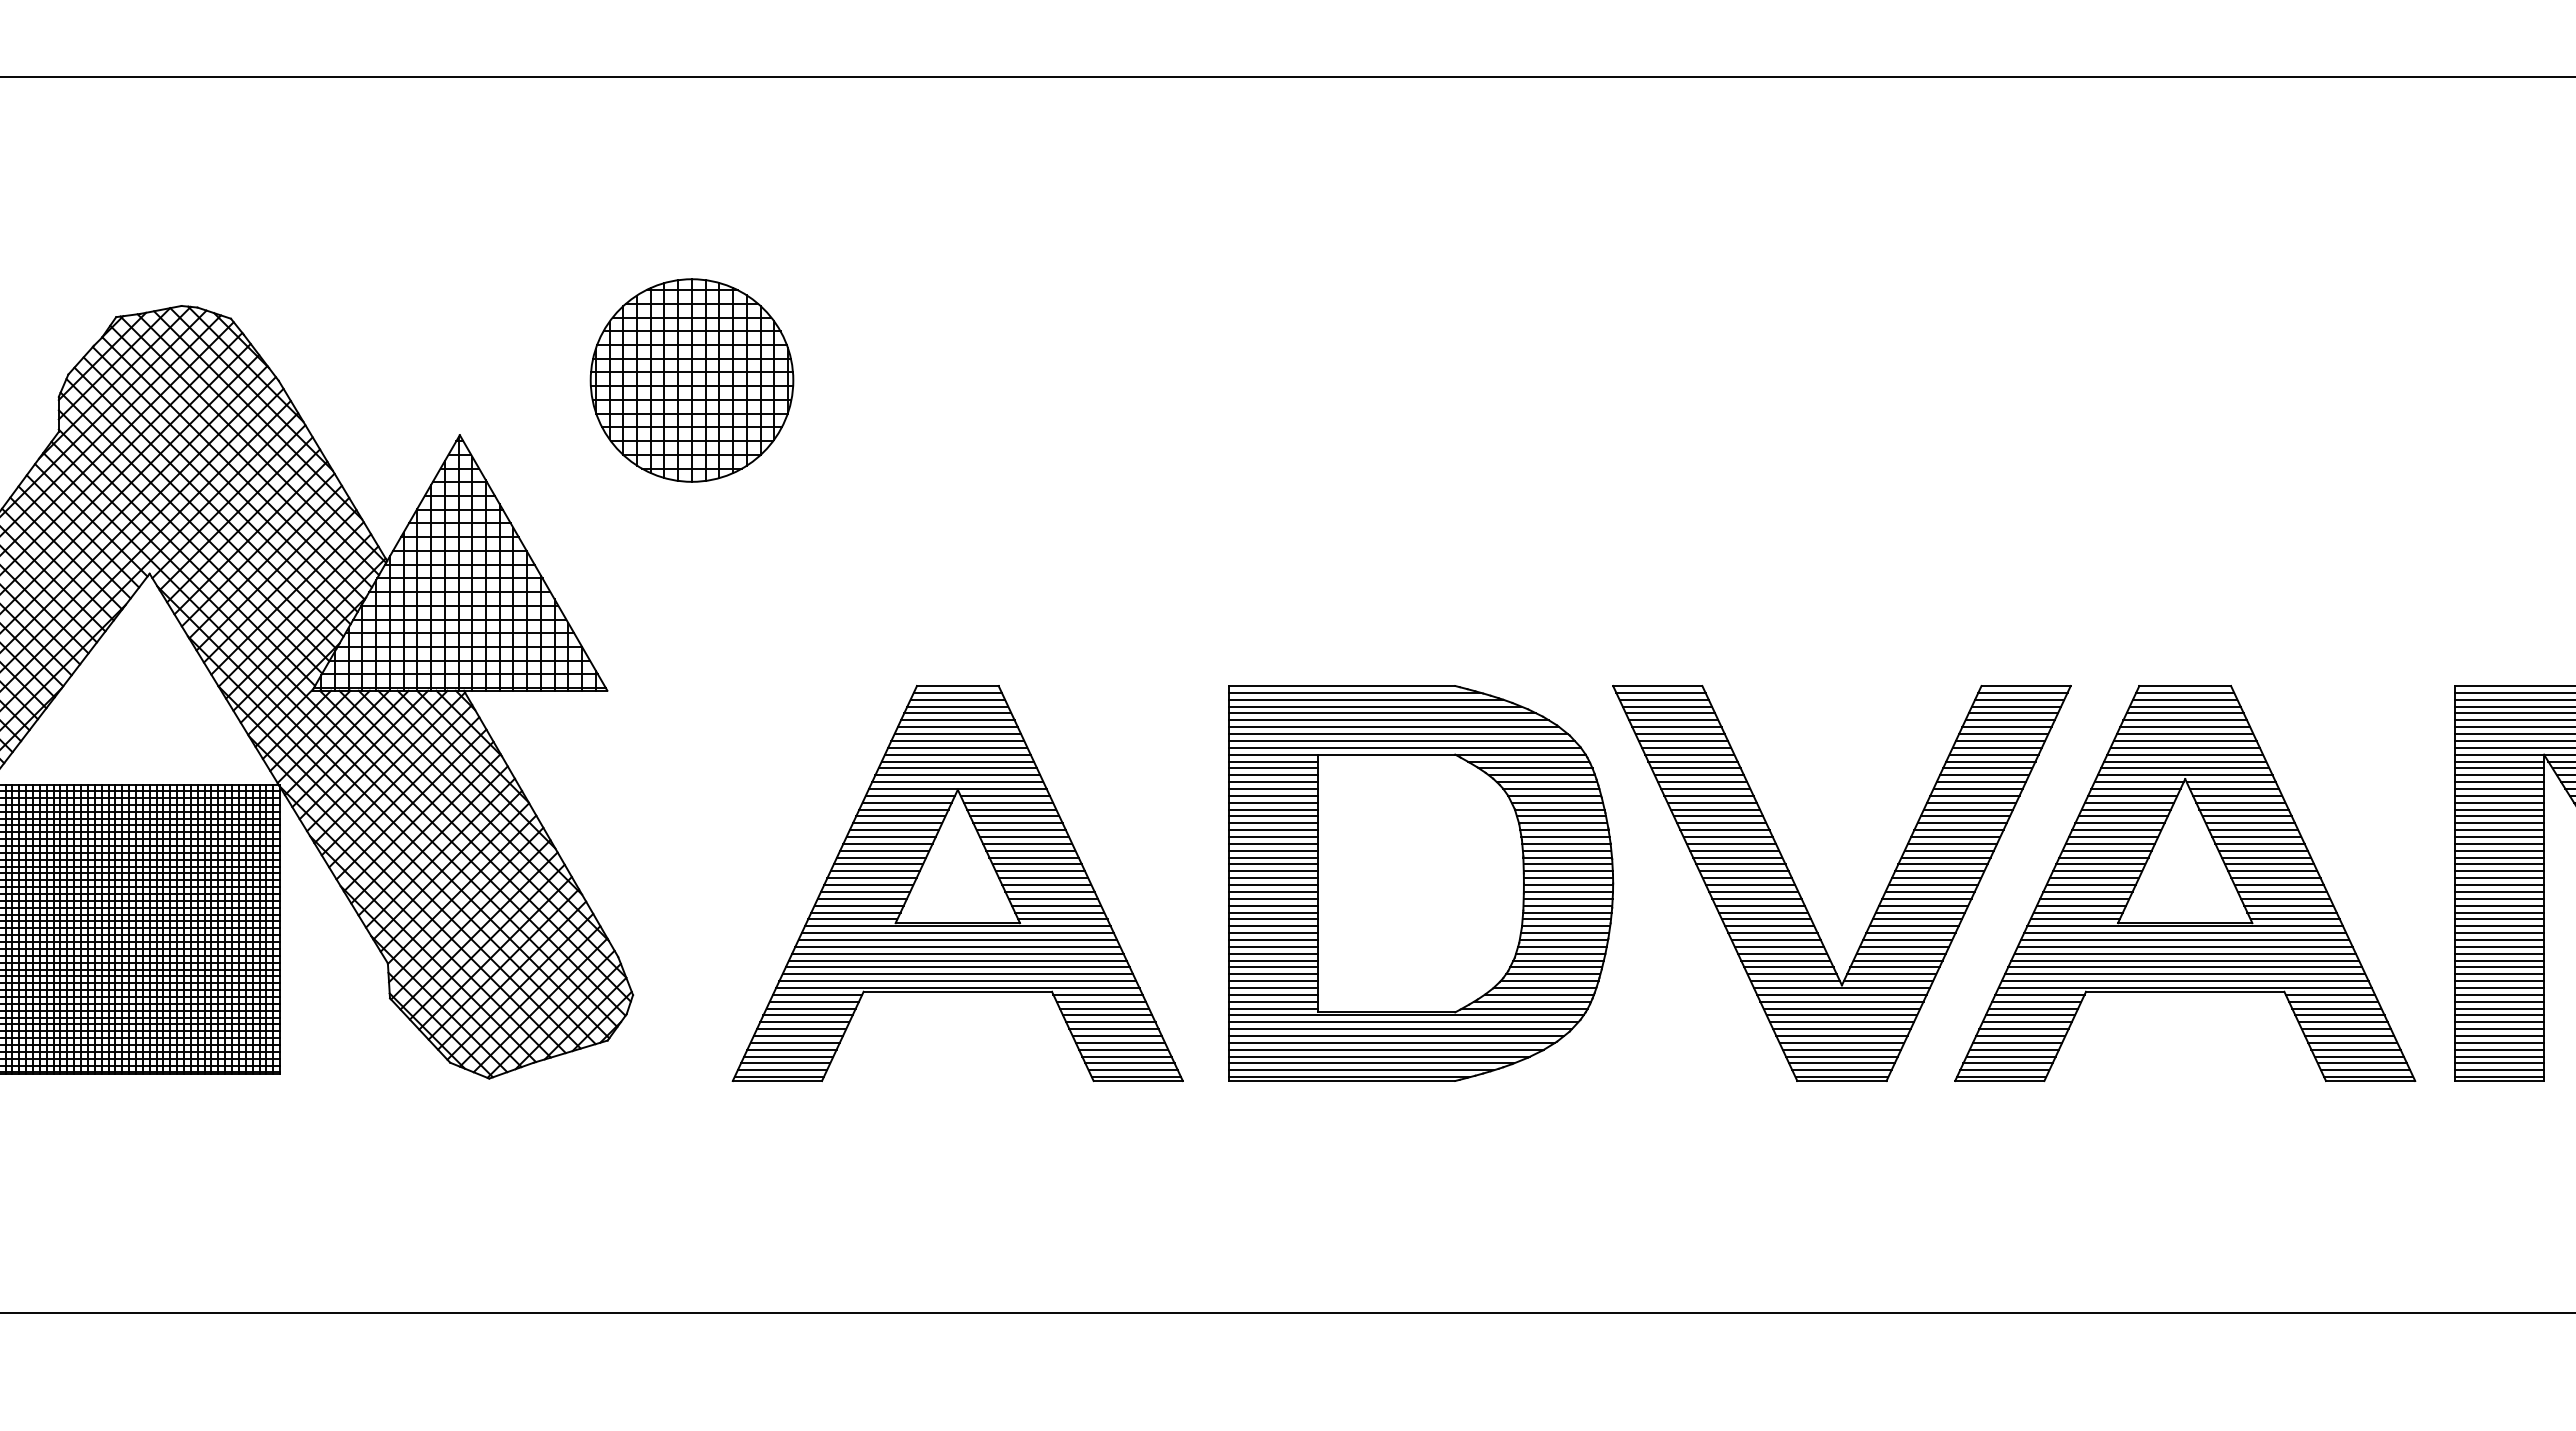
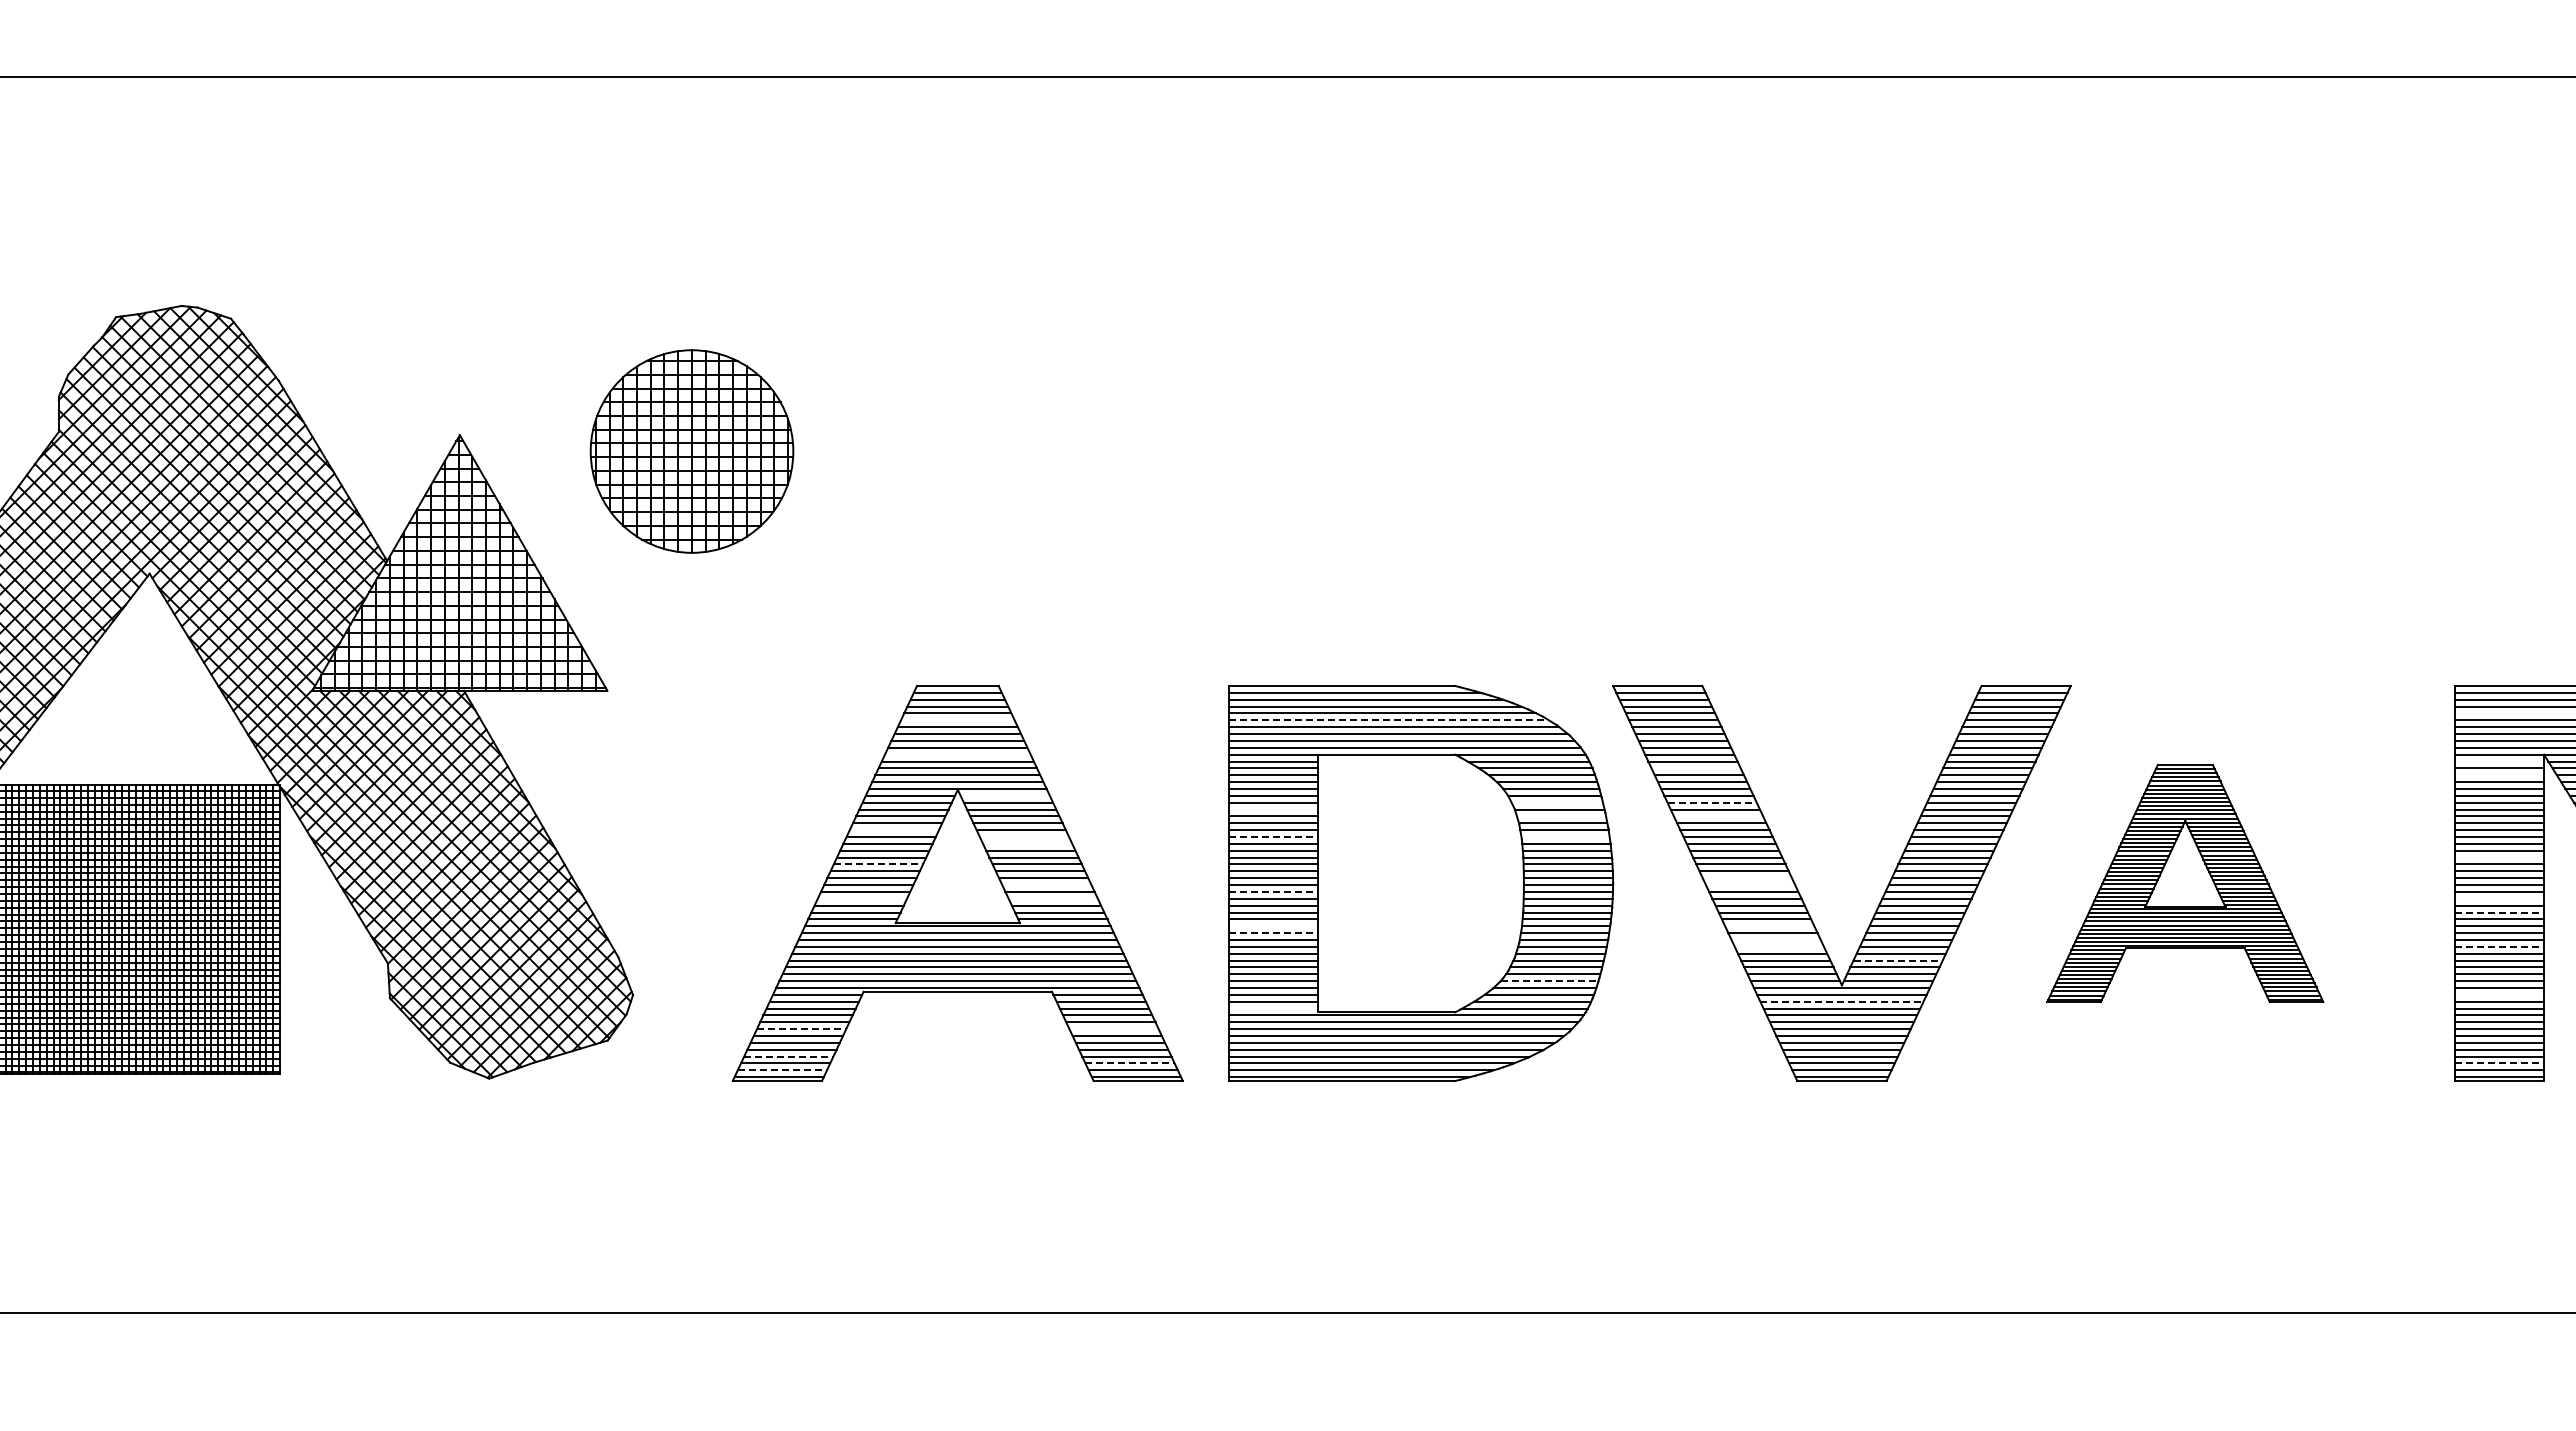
part position: (691, 380) -> (691, 451) (691, 451)
line: present -> none (2513, 713)
line: present -> none (957, 720)
line: solid -> dashed (1389, 720)
line: present -> none (957, 754)
line: present -> none (2499, 761)
line: present -> none (1695, 768)
line: present -> none (2499, 775)
line: present -> none (1004, 795)
line: present -> none (1556, 802)
line: solid -> dashed (1712, 802)
line: present -> none (1273, 809)
line: present -> none (1561, 816)
line: present -> none (1718, 816)
line: present -> none (894, 830)
line: present -> none (1024, 837)
line: solid -> dashed (1273, 837)
line: present -> none (1565, 837)
line: present -> none (1027, 843)
line: present -> none (2499, 857)
line: solid -> dashed (878, 864)
line: present -> none (1746, 878)
part size: 463x397 px -> 279x239 px (2185, 883)
line: present -> none (1046, 885)
line: present -> none (1750, 885)
line: solid -> dashed (1273, 891)
line: present -> none (862, 898)
line: present -> none (1052, 898)
line: present -> none (2499, 898)
line: solid -> dashed (2499, 912)
line: present -> none (1273, 926)
line: present -> none (1769, 926)
line: solid -> dashed (1273, 933)
line: present -> none (1775, 939)
line: present -> none (1778, 946)
line: solid -> dashed (2499, 946)
line: solid -> dashed (1898, 960)
line: solid -> dashed (1549, 981)
line: present -> none (2499, 994)
line: solid -> dashed (1841, 1001)
line: present -> none (1273, 1008)
line: solid -> dashed (801, 1029)
line: present -> none (1113, 1029)
line: solid -> dashed (788, 1056)
line: solid -> dashed (1130, 1063)
line: solid -> dashed (2499, 1063)
line: solid -> dashed (782, 1070)
